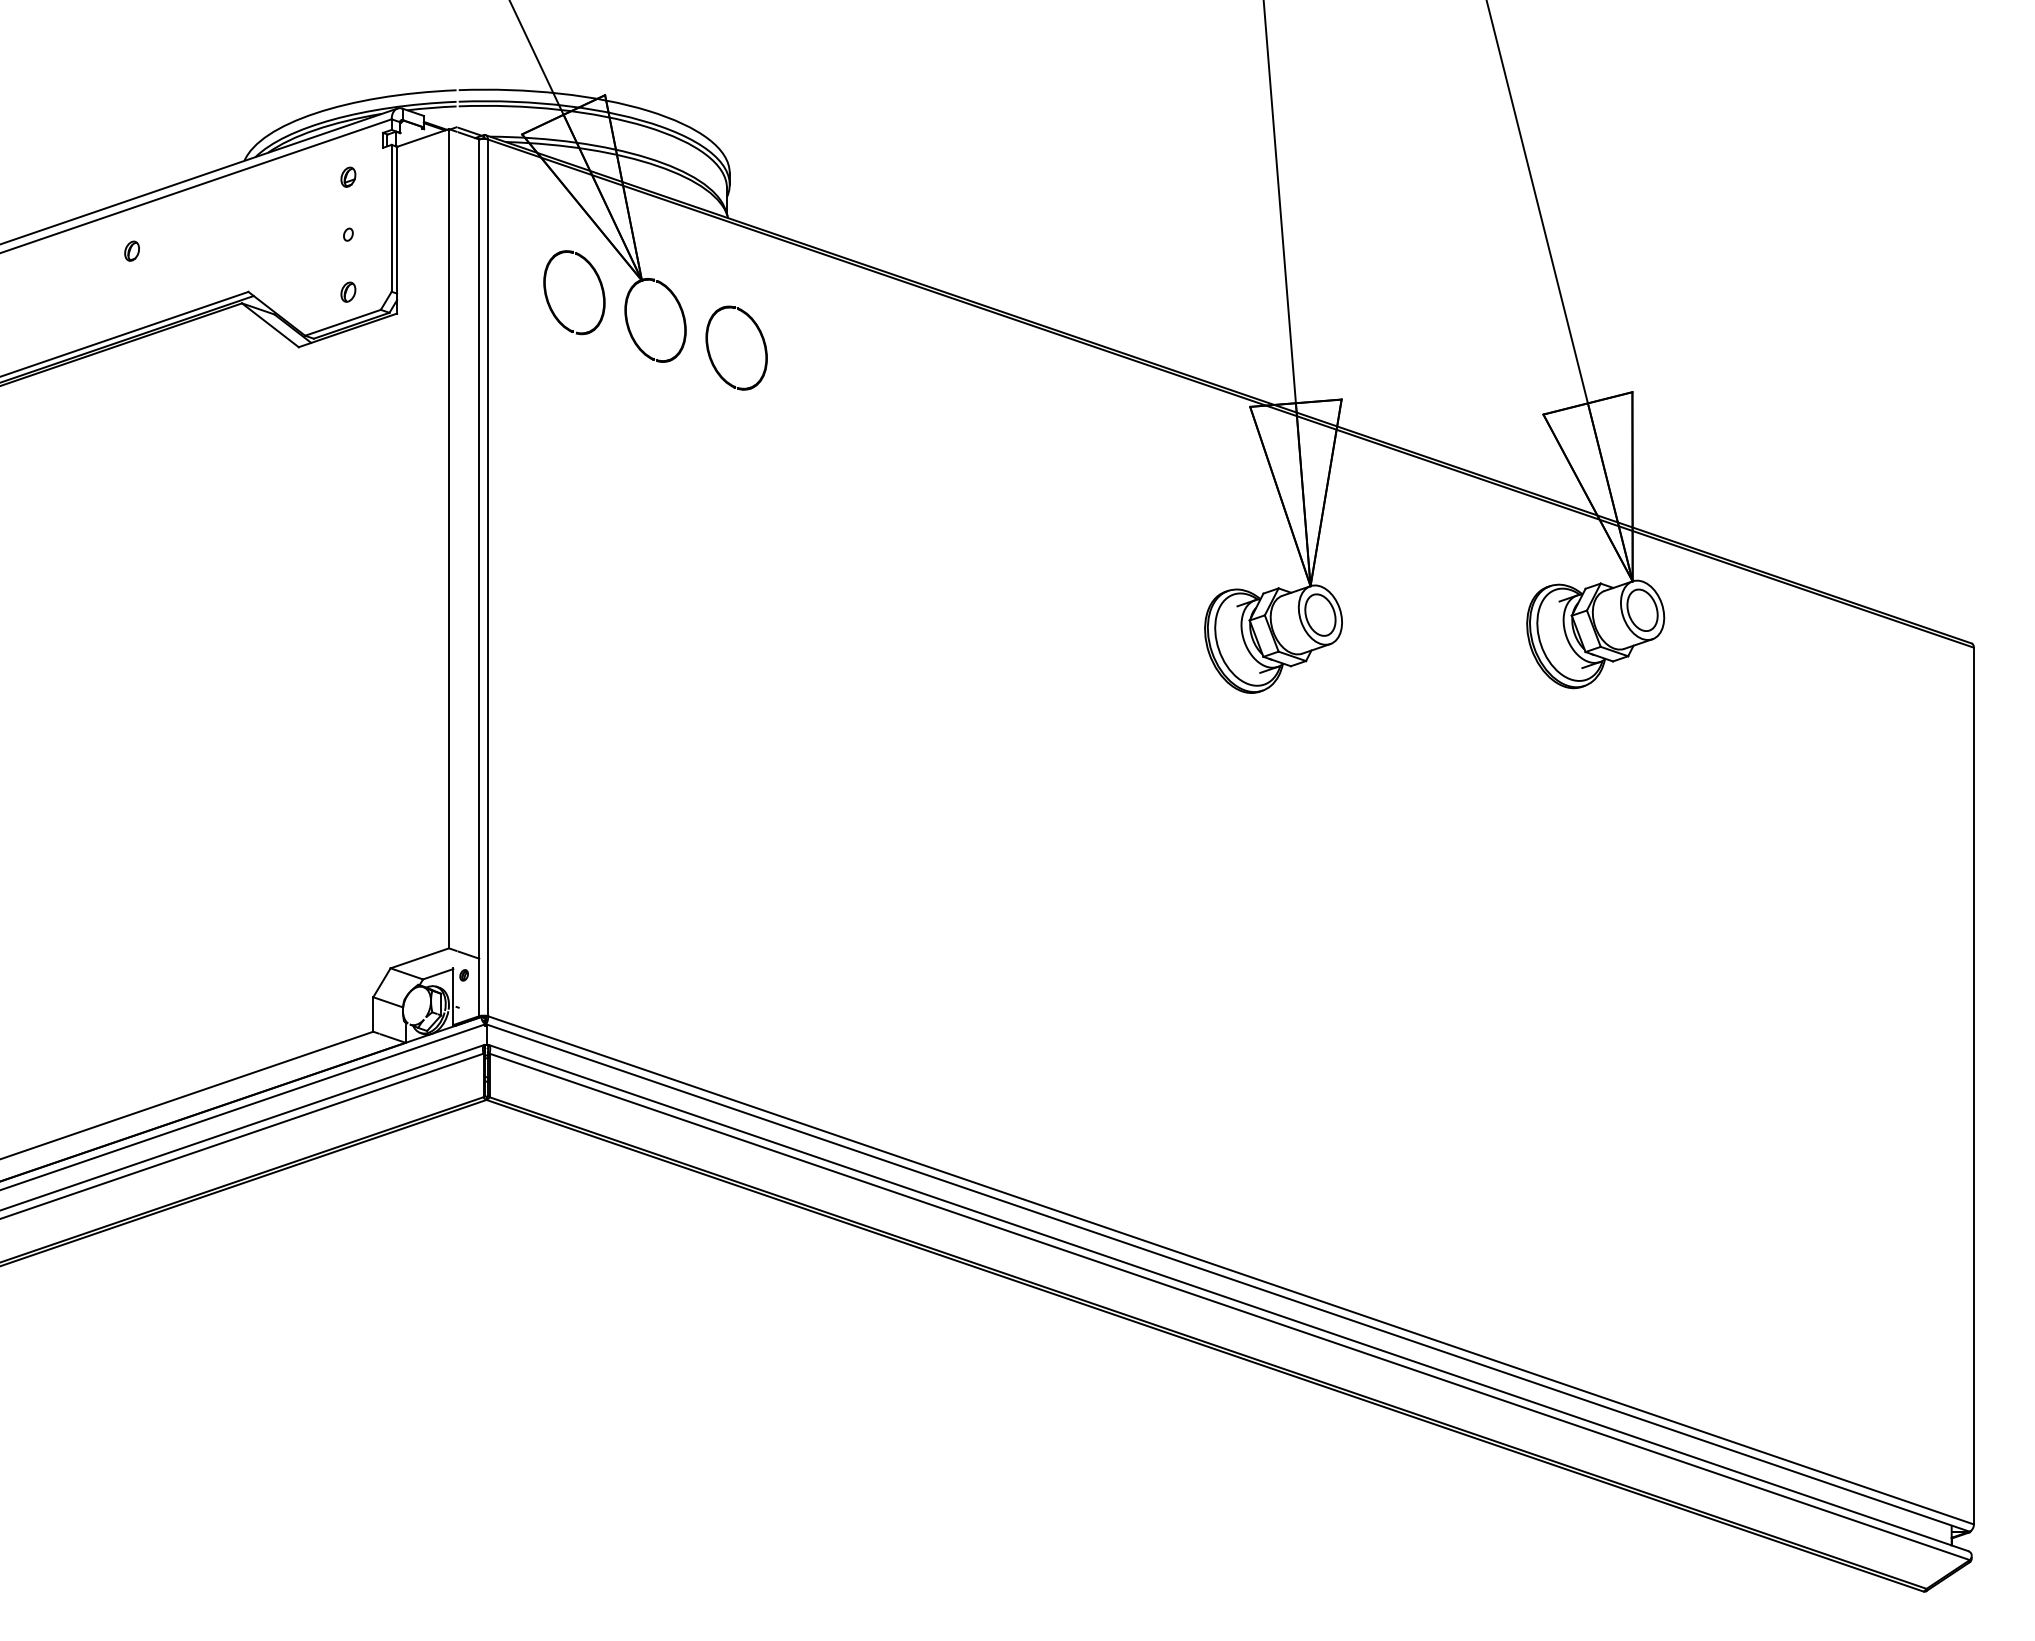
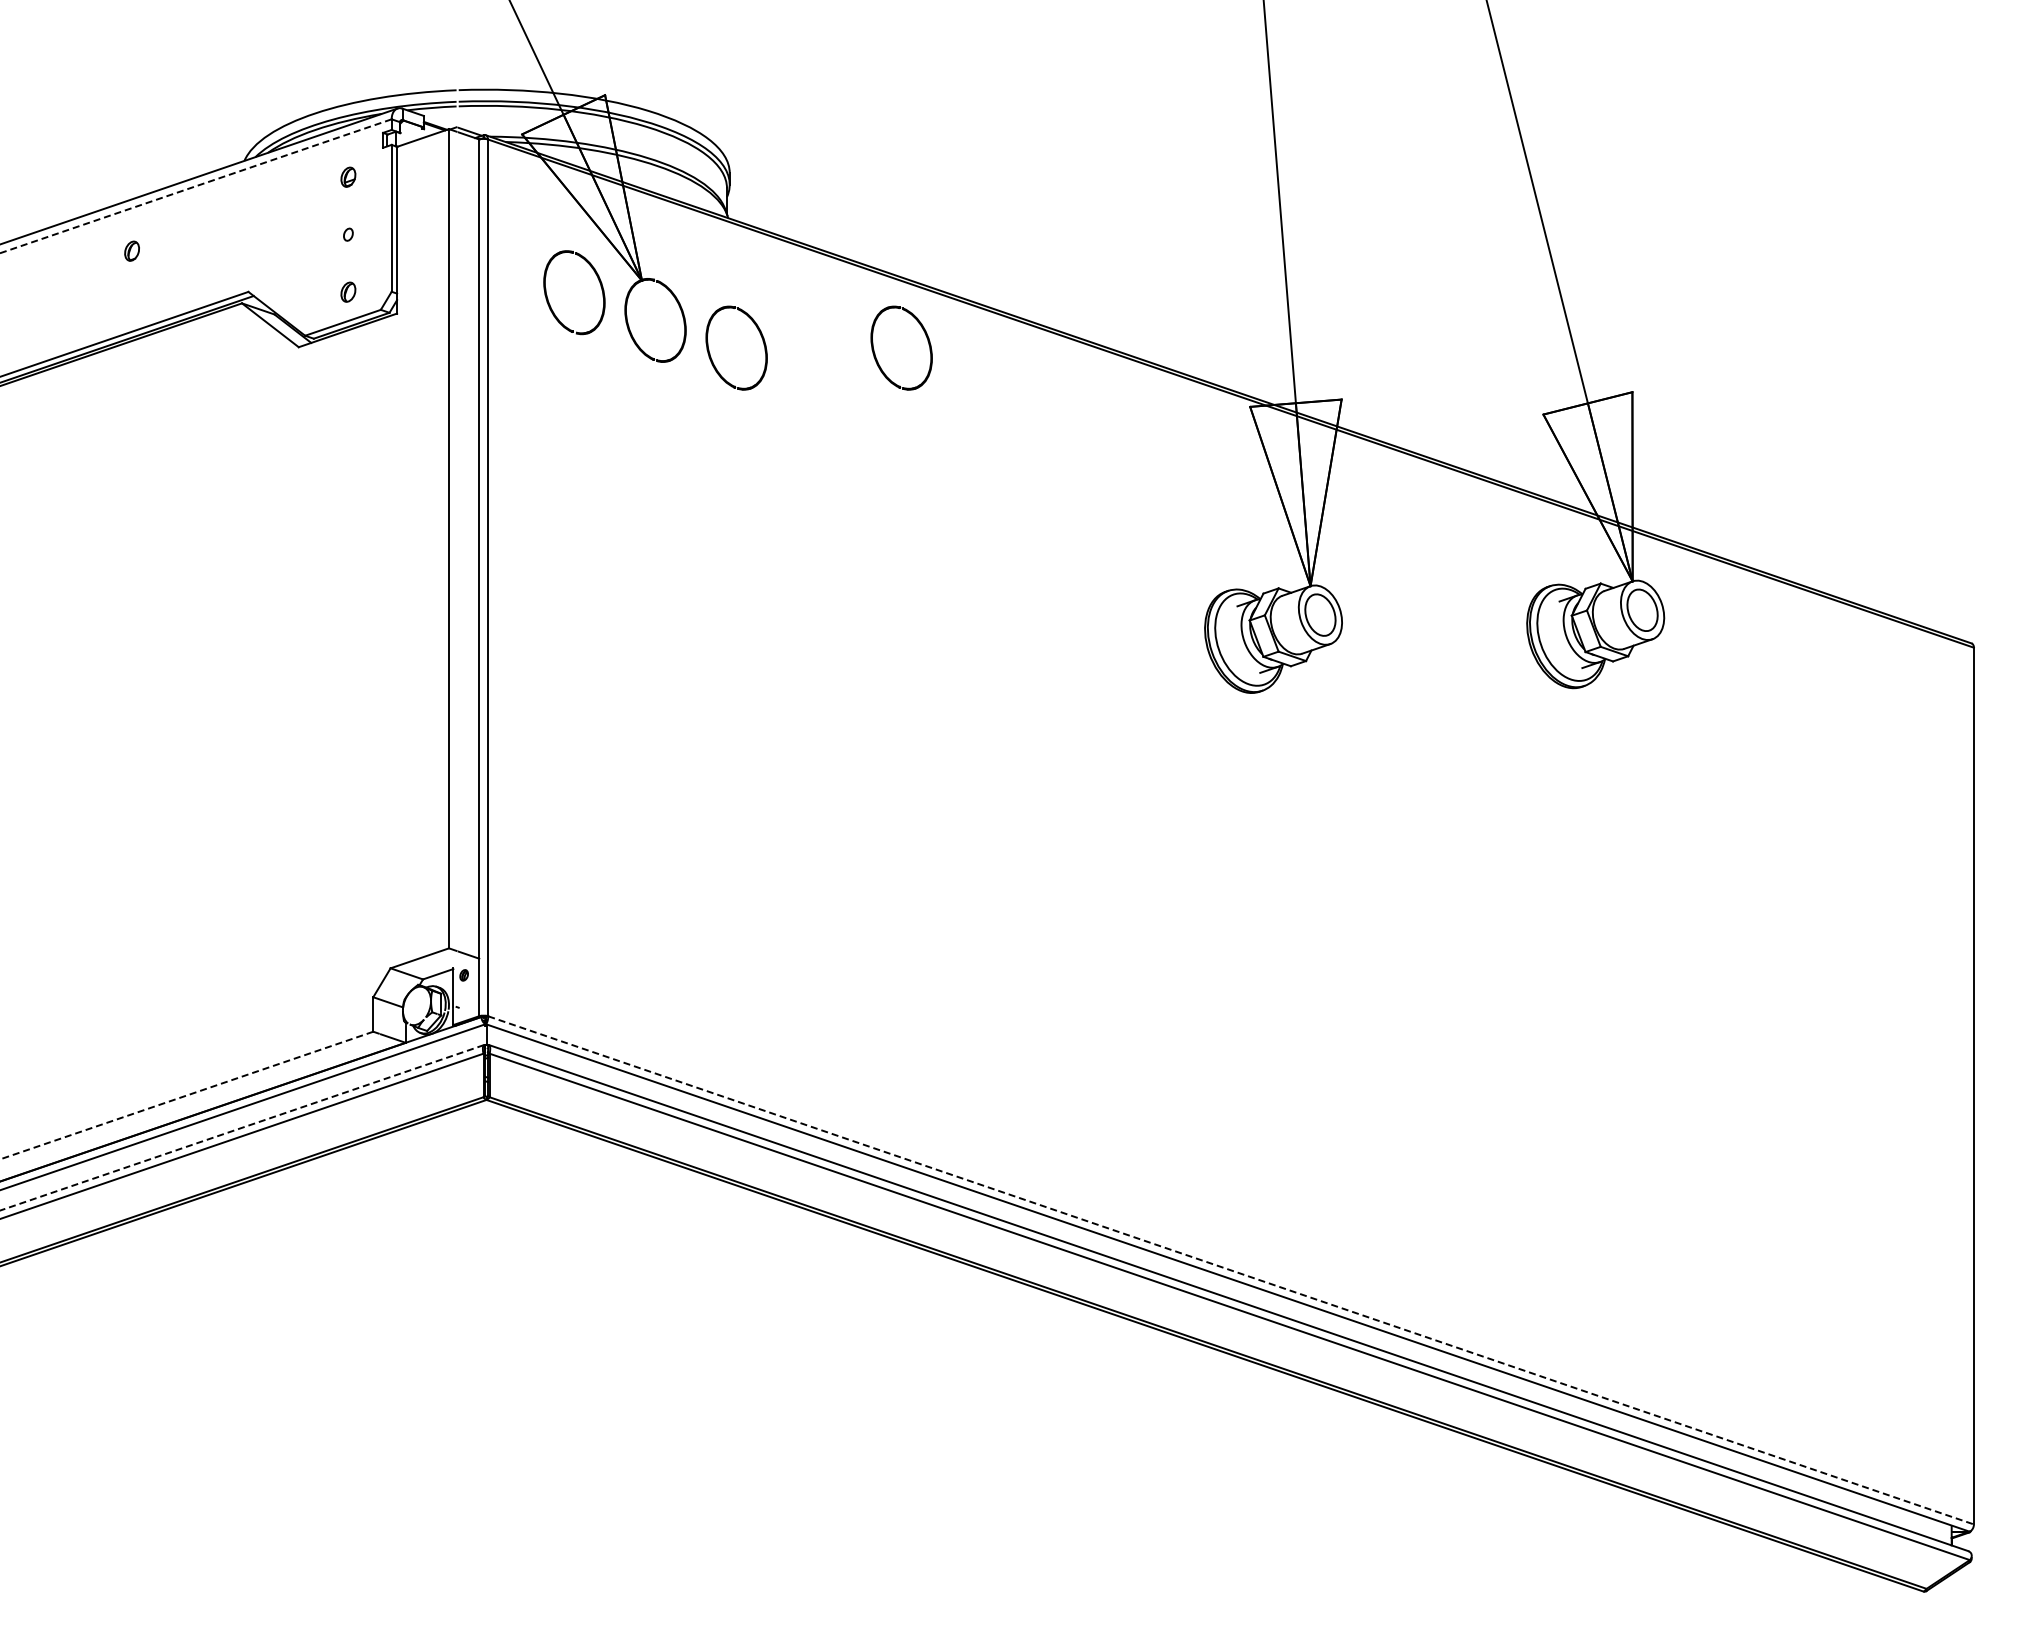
line: solid -> dashed (195, 186)
part: none -> present (901, 347)
line: solid -> dashed (186, 1095)
line: solid -> dashed (241, 1127)
line: solid -> dashed (1231, 1270)
